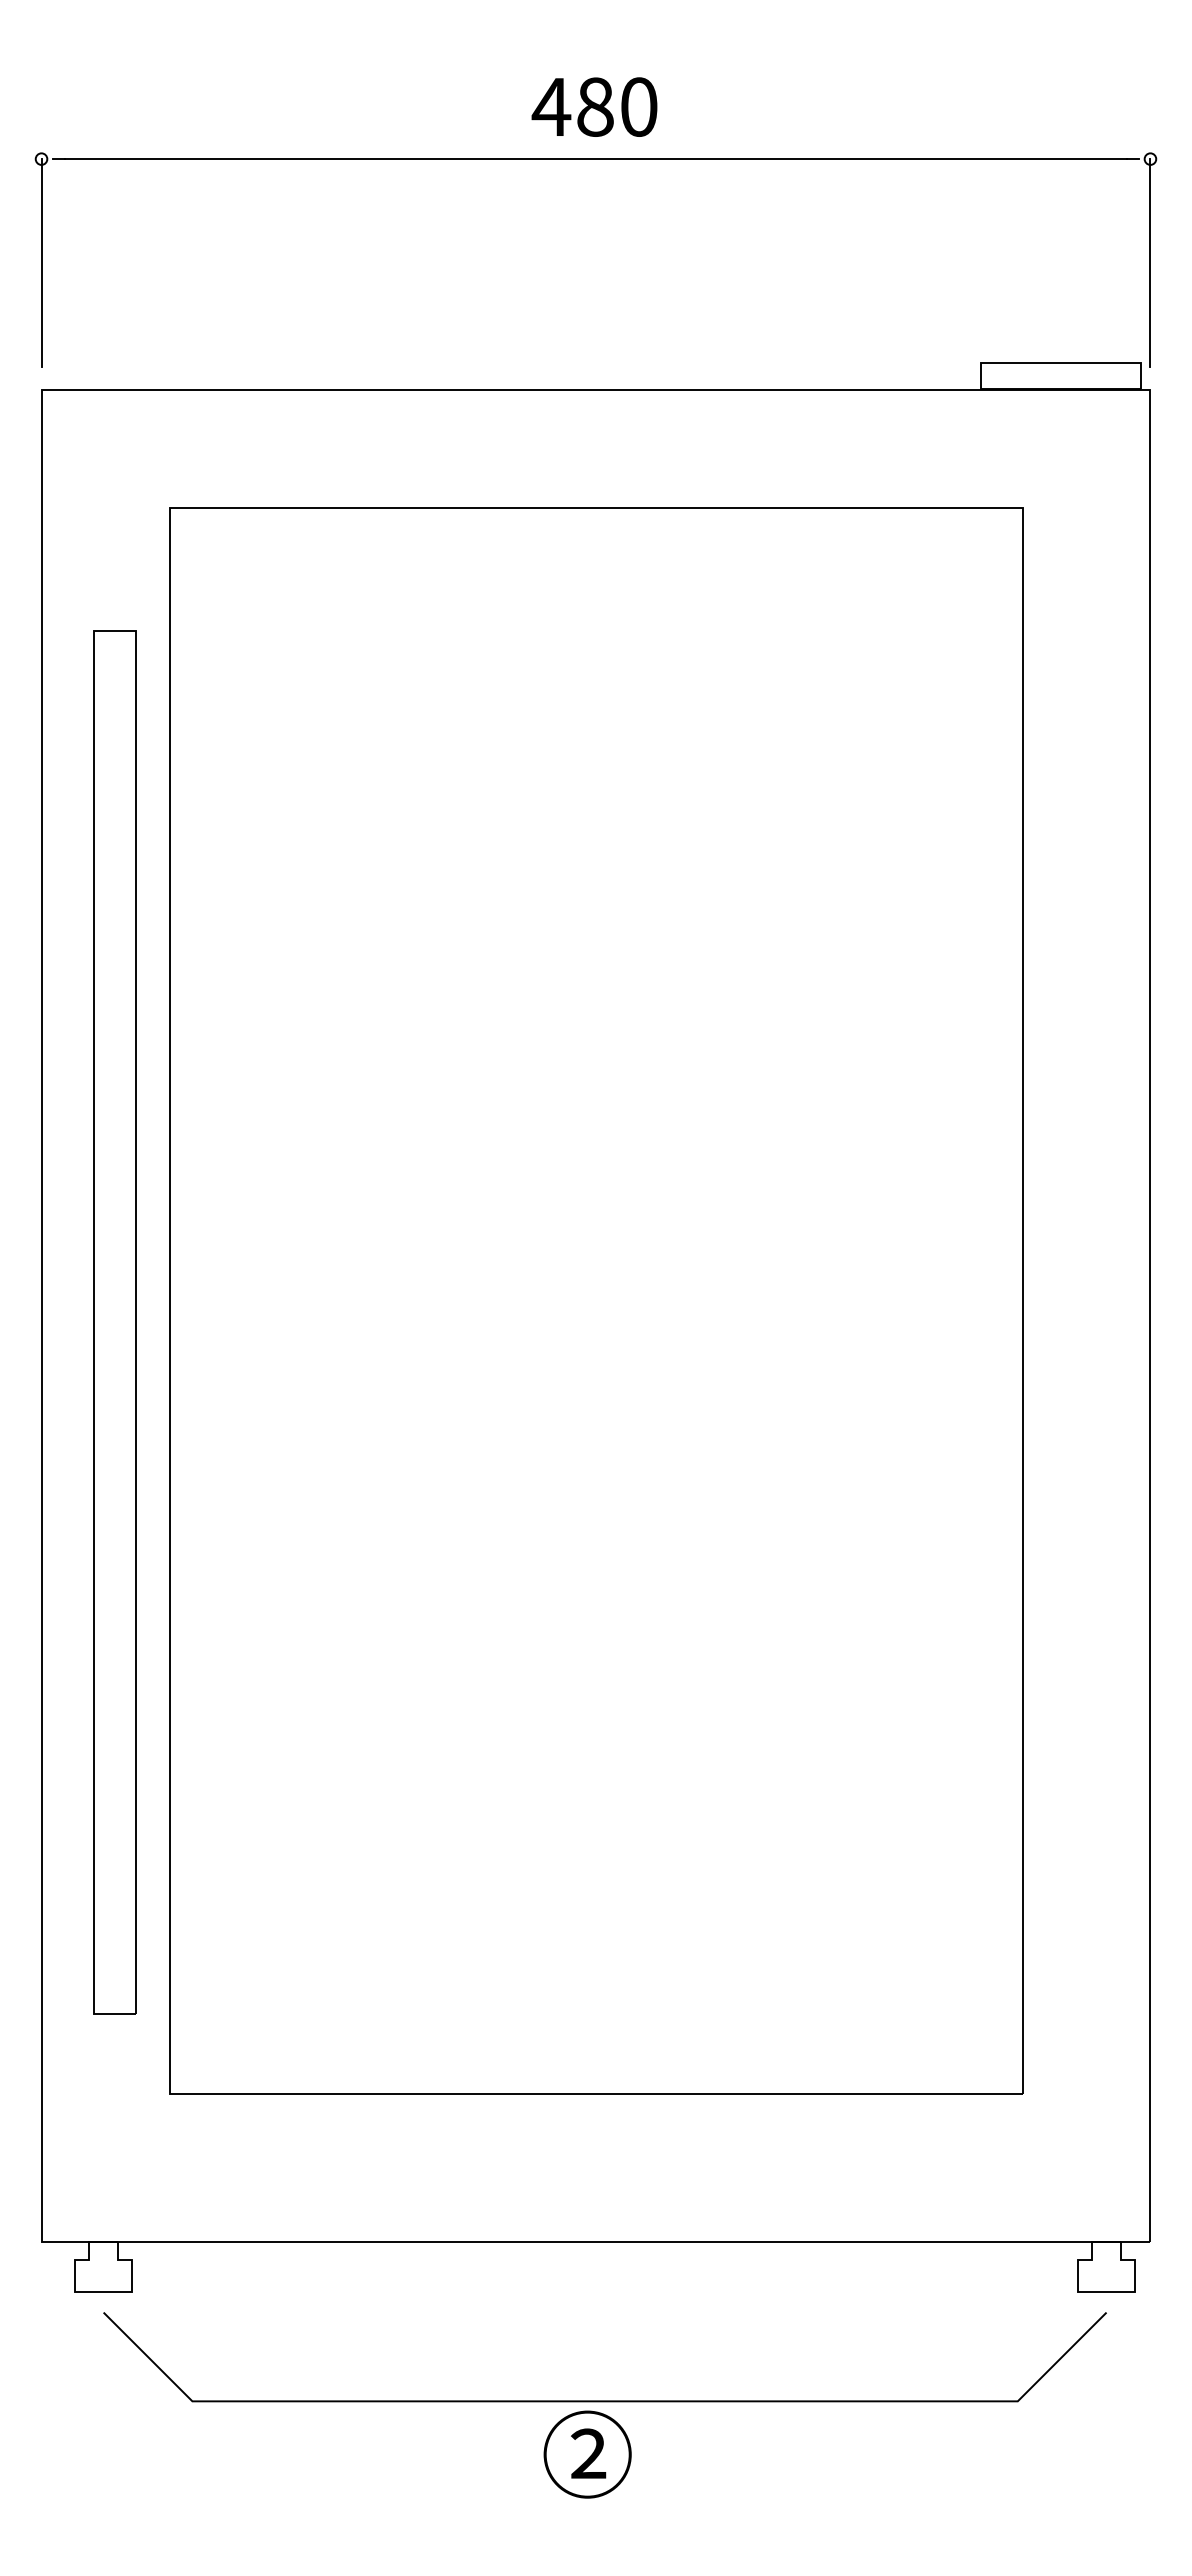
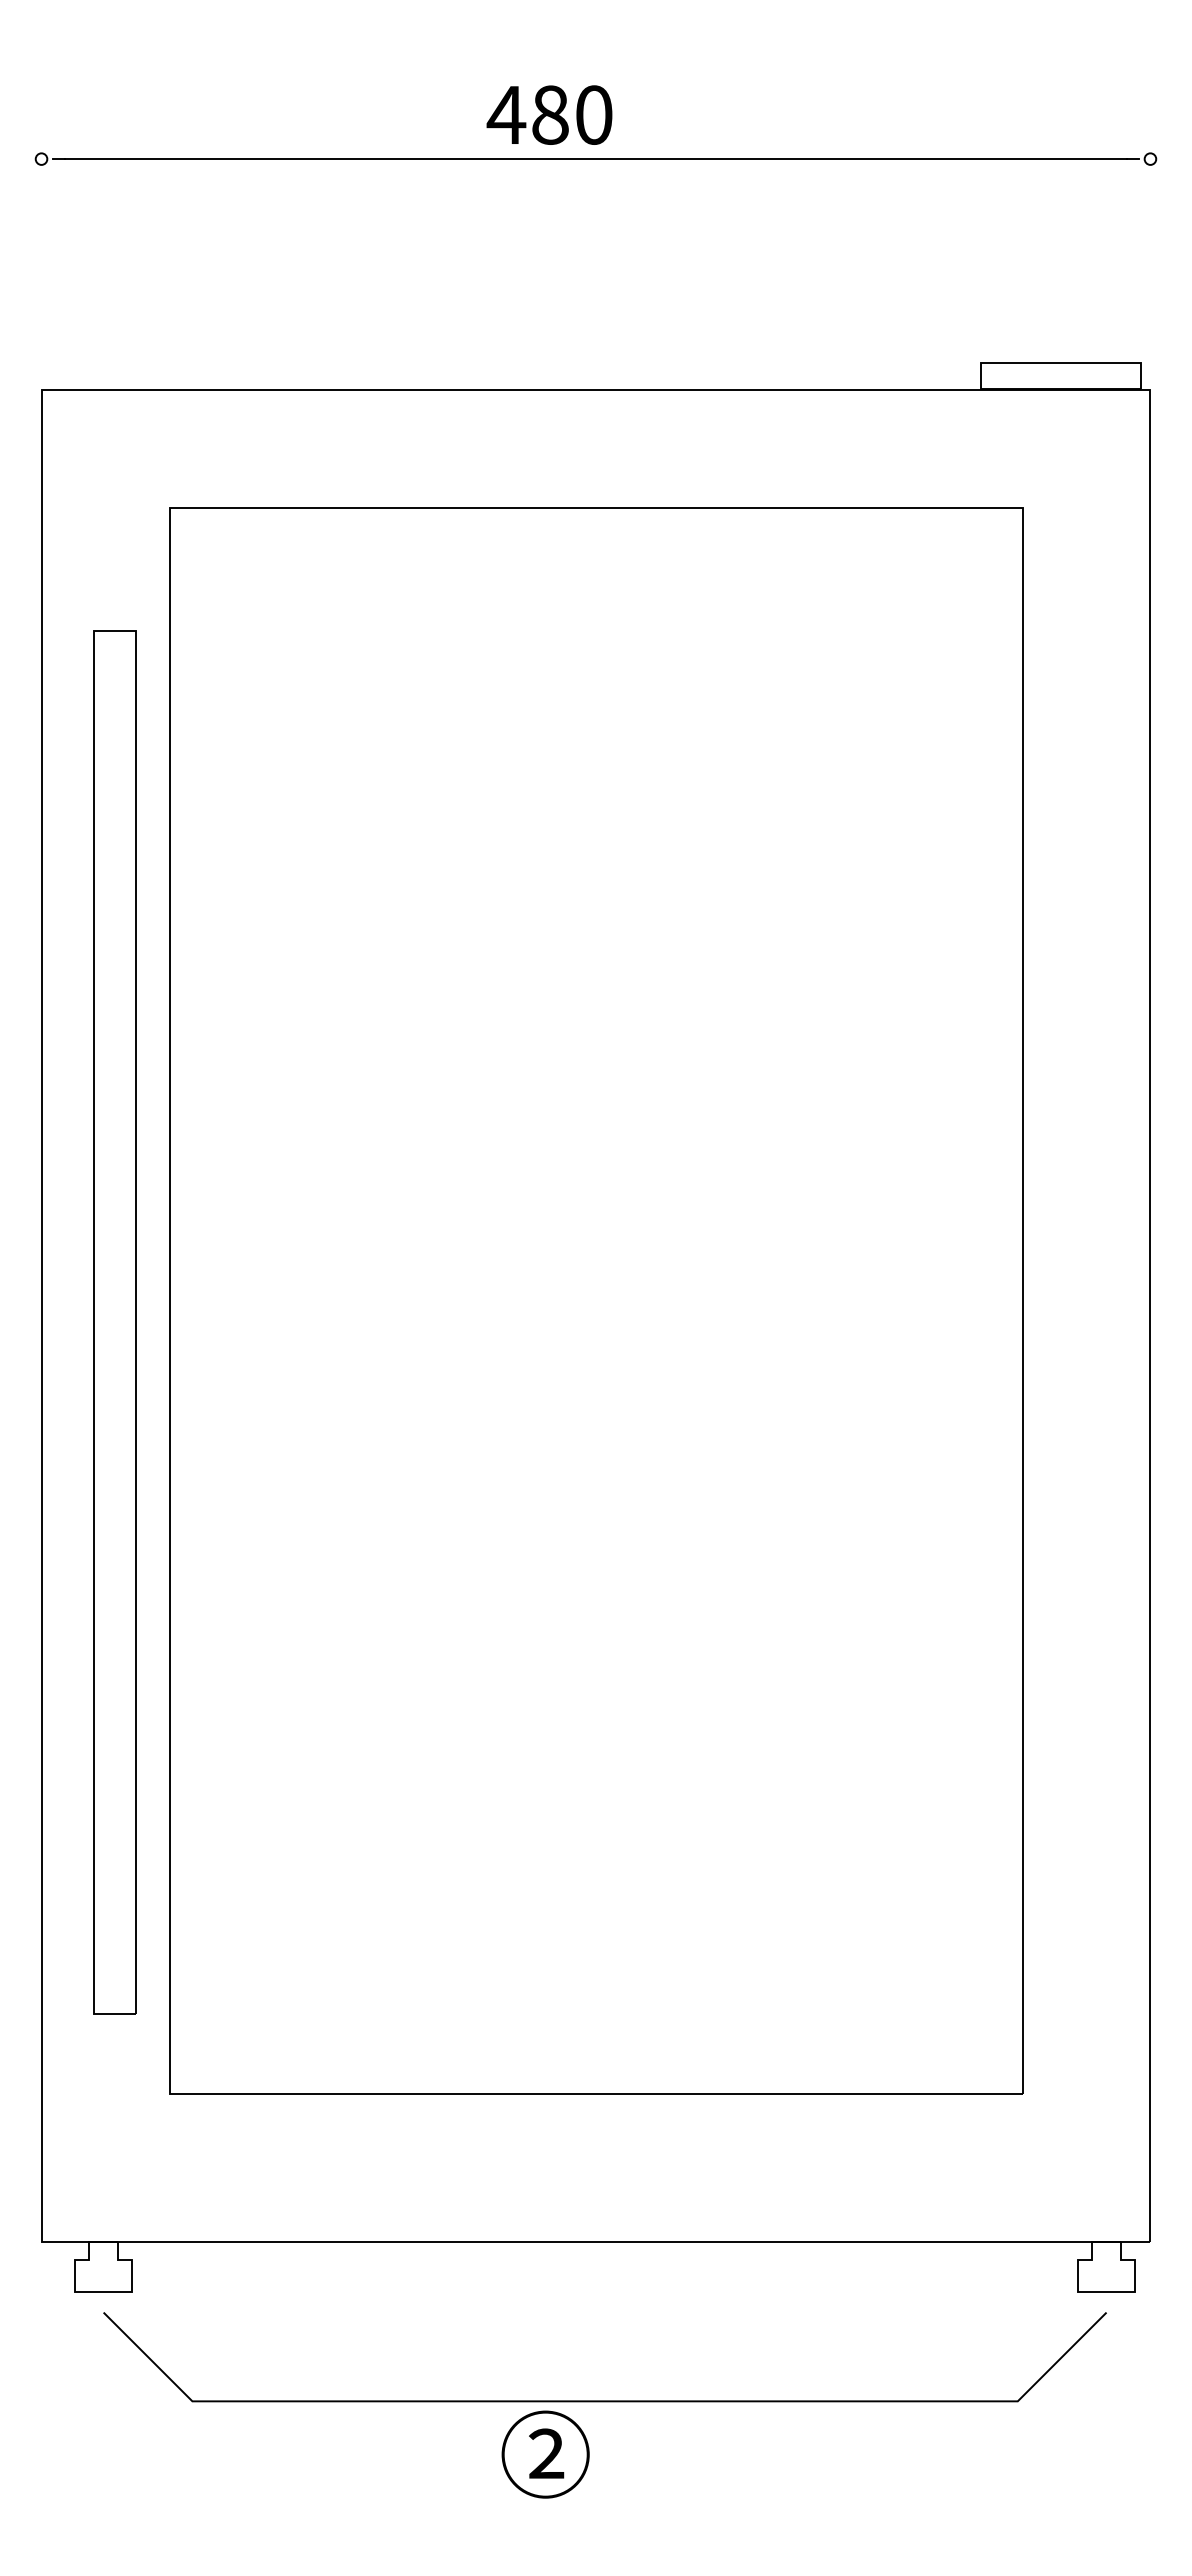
text position: (594, 106) -> (549, 114) (549, 114)
line: present -> none (41, 263)
line: present -> none (1150, 263)
text position: (587, 2454) -> (545, 2454) (545, 2454)
